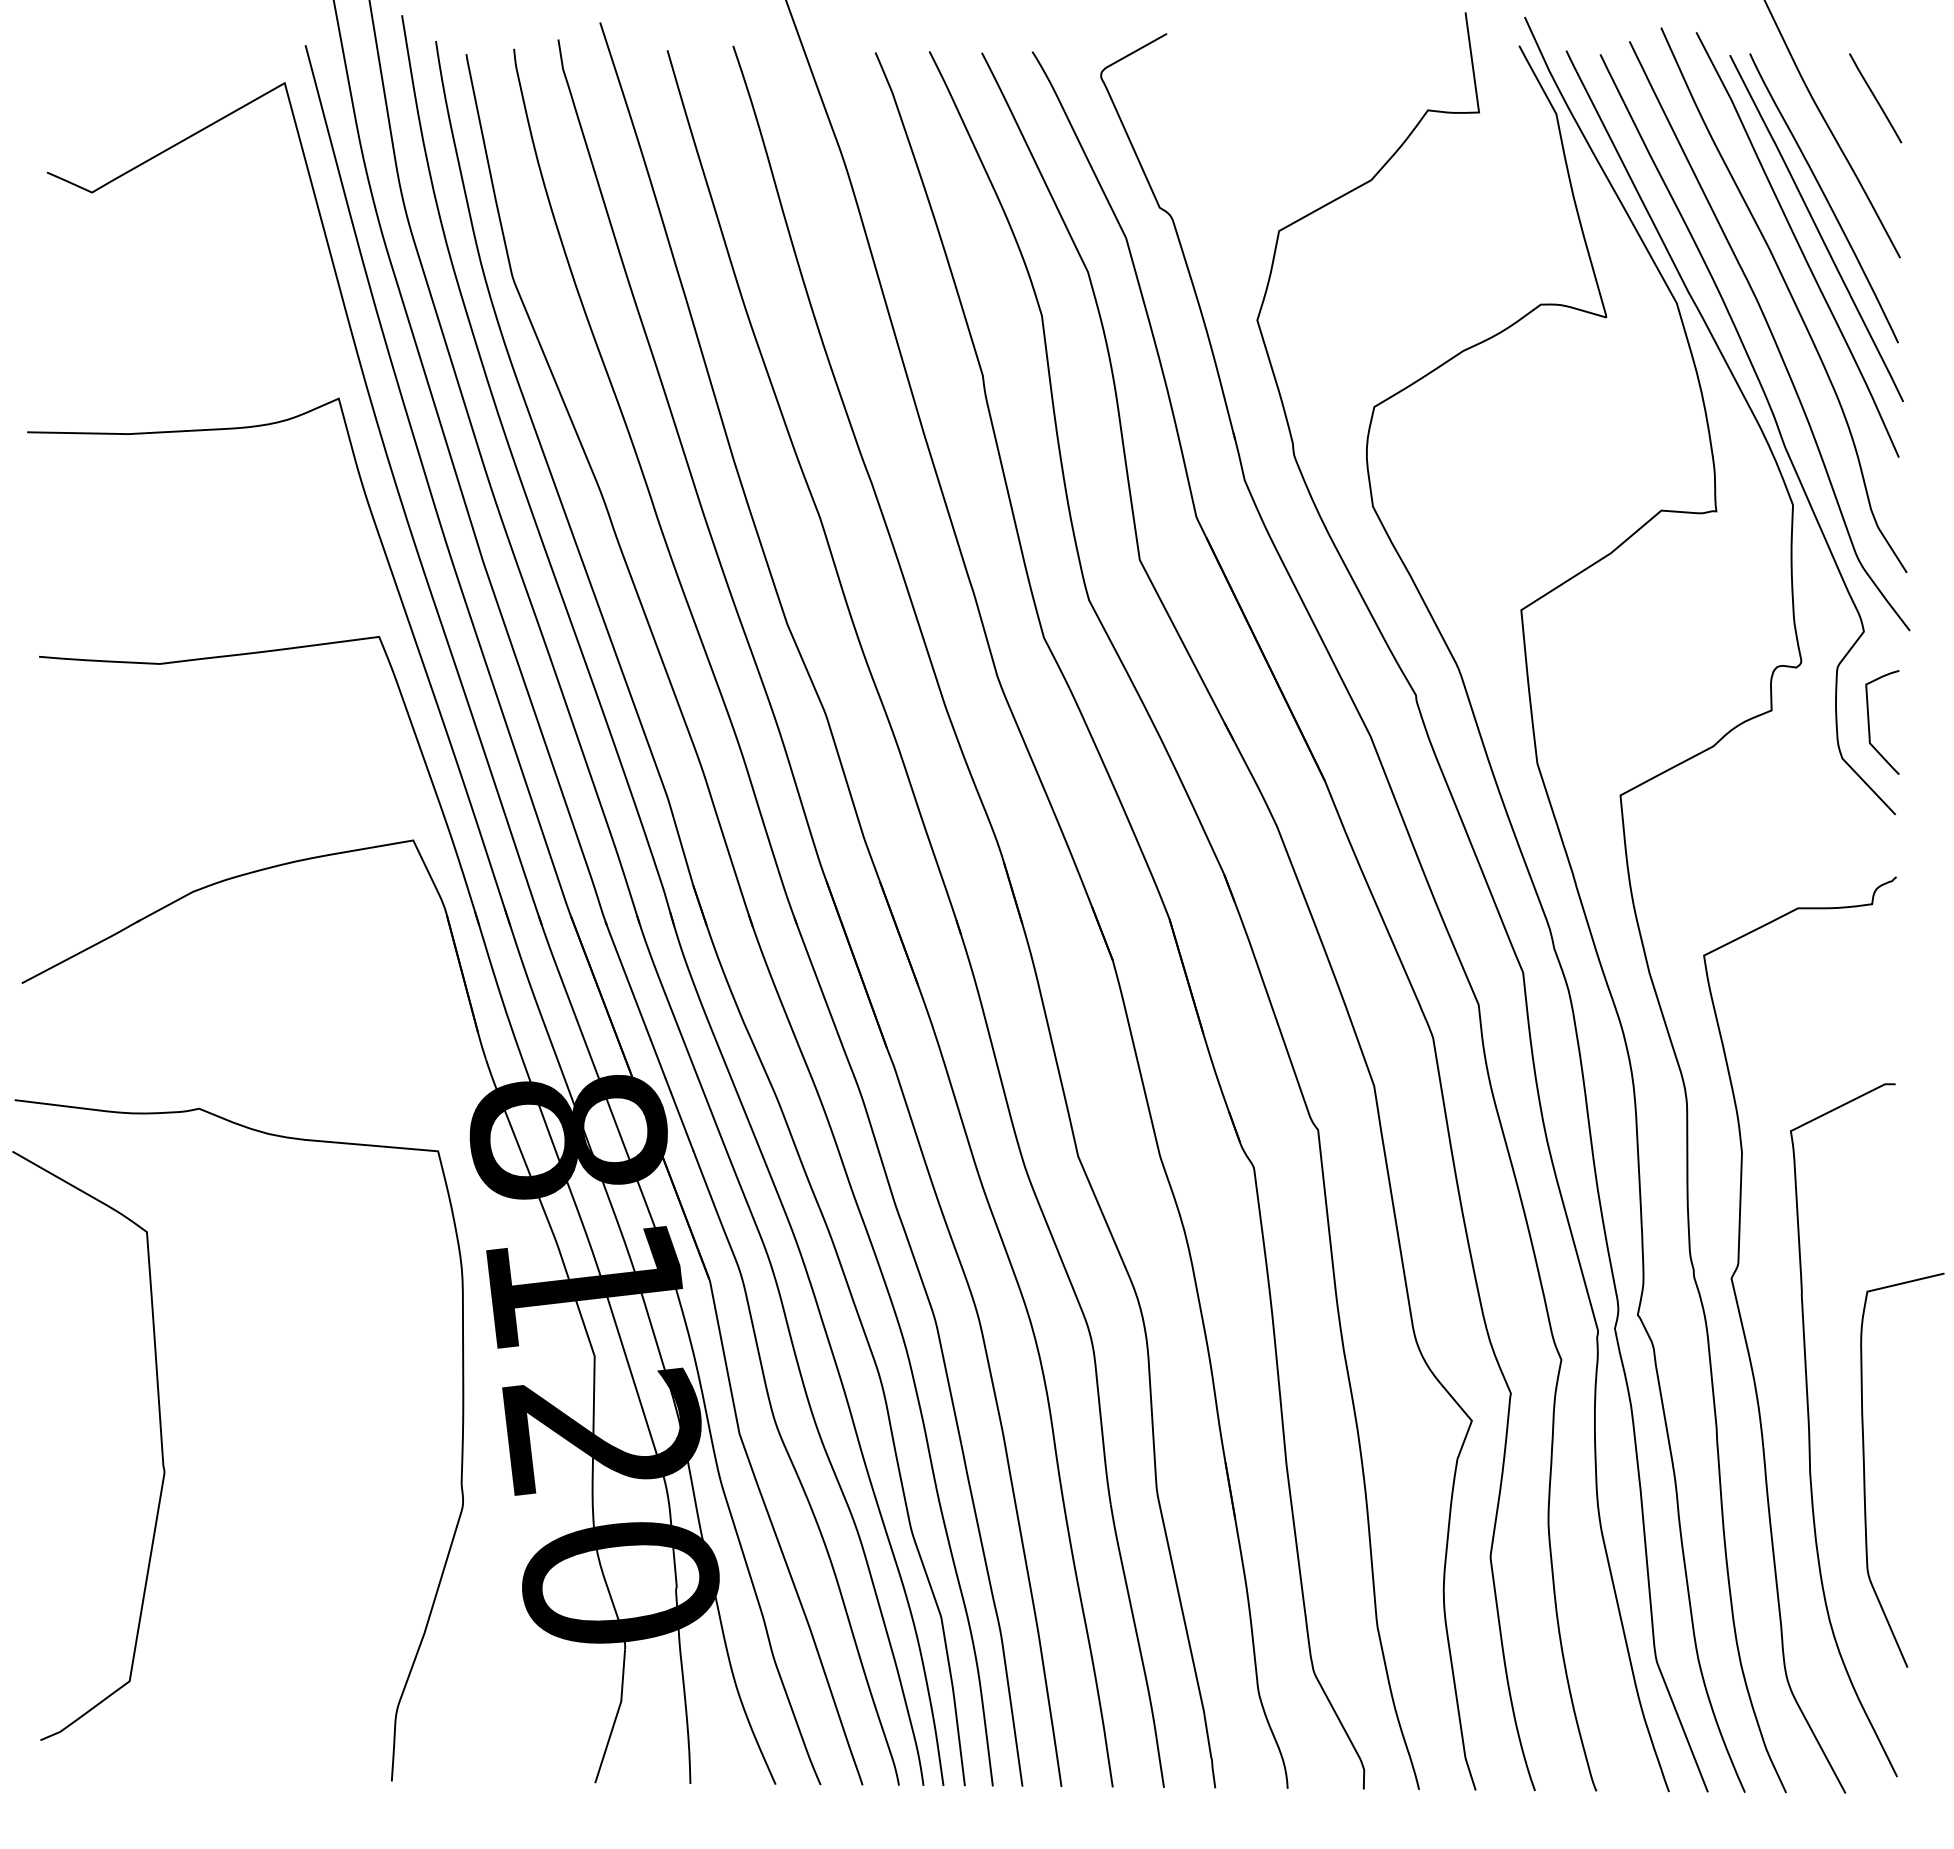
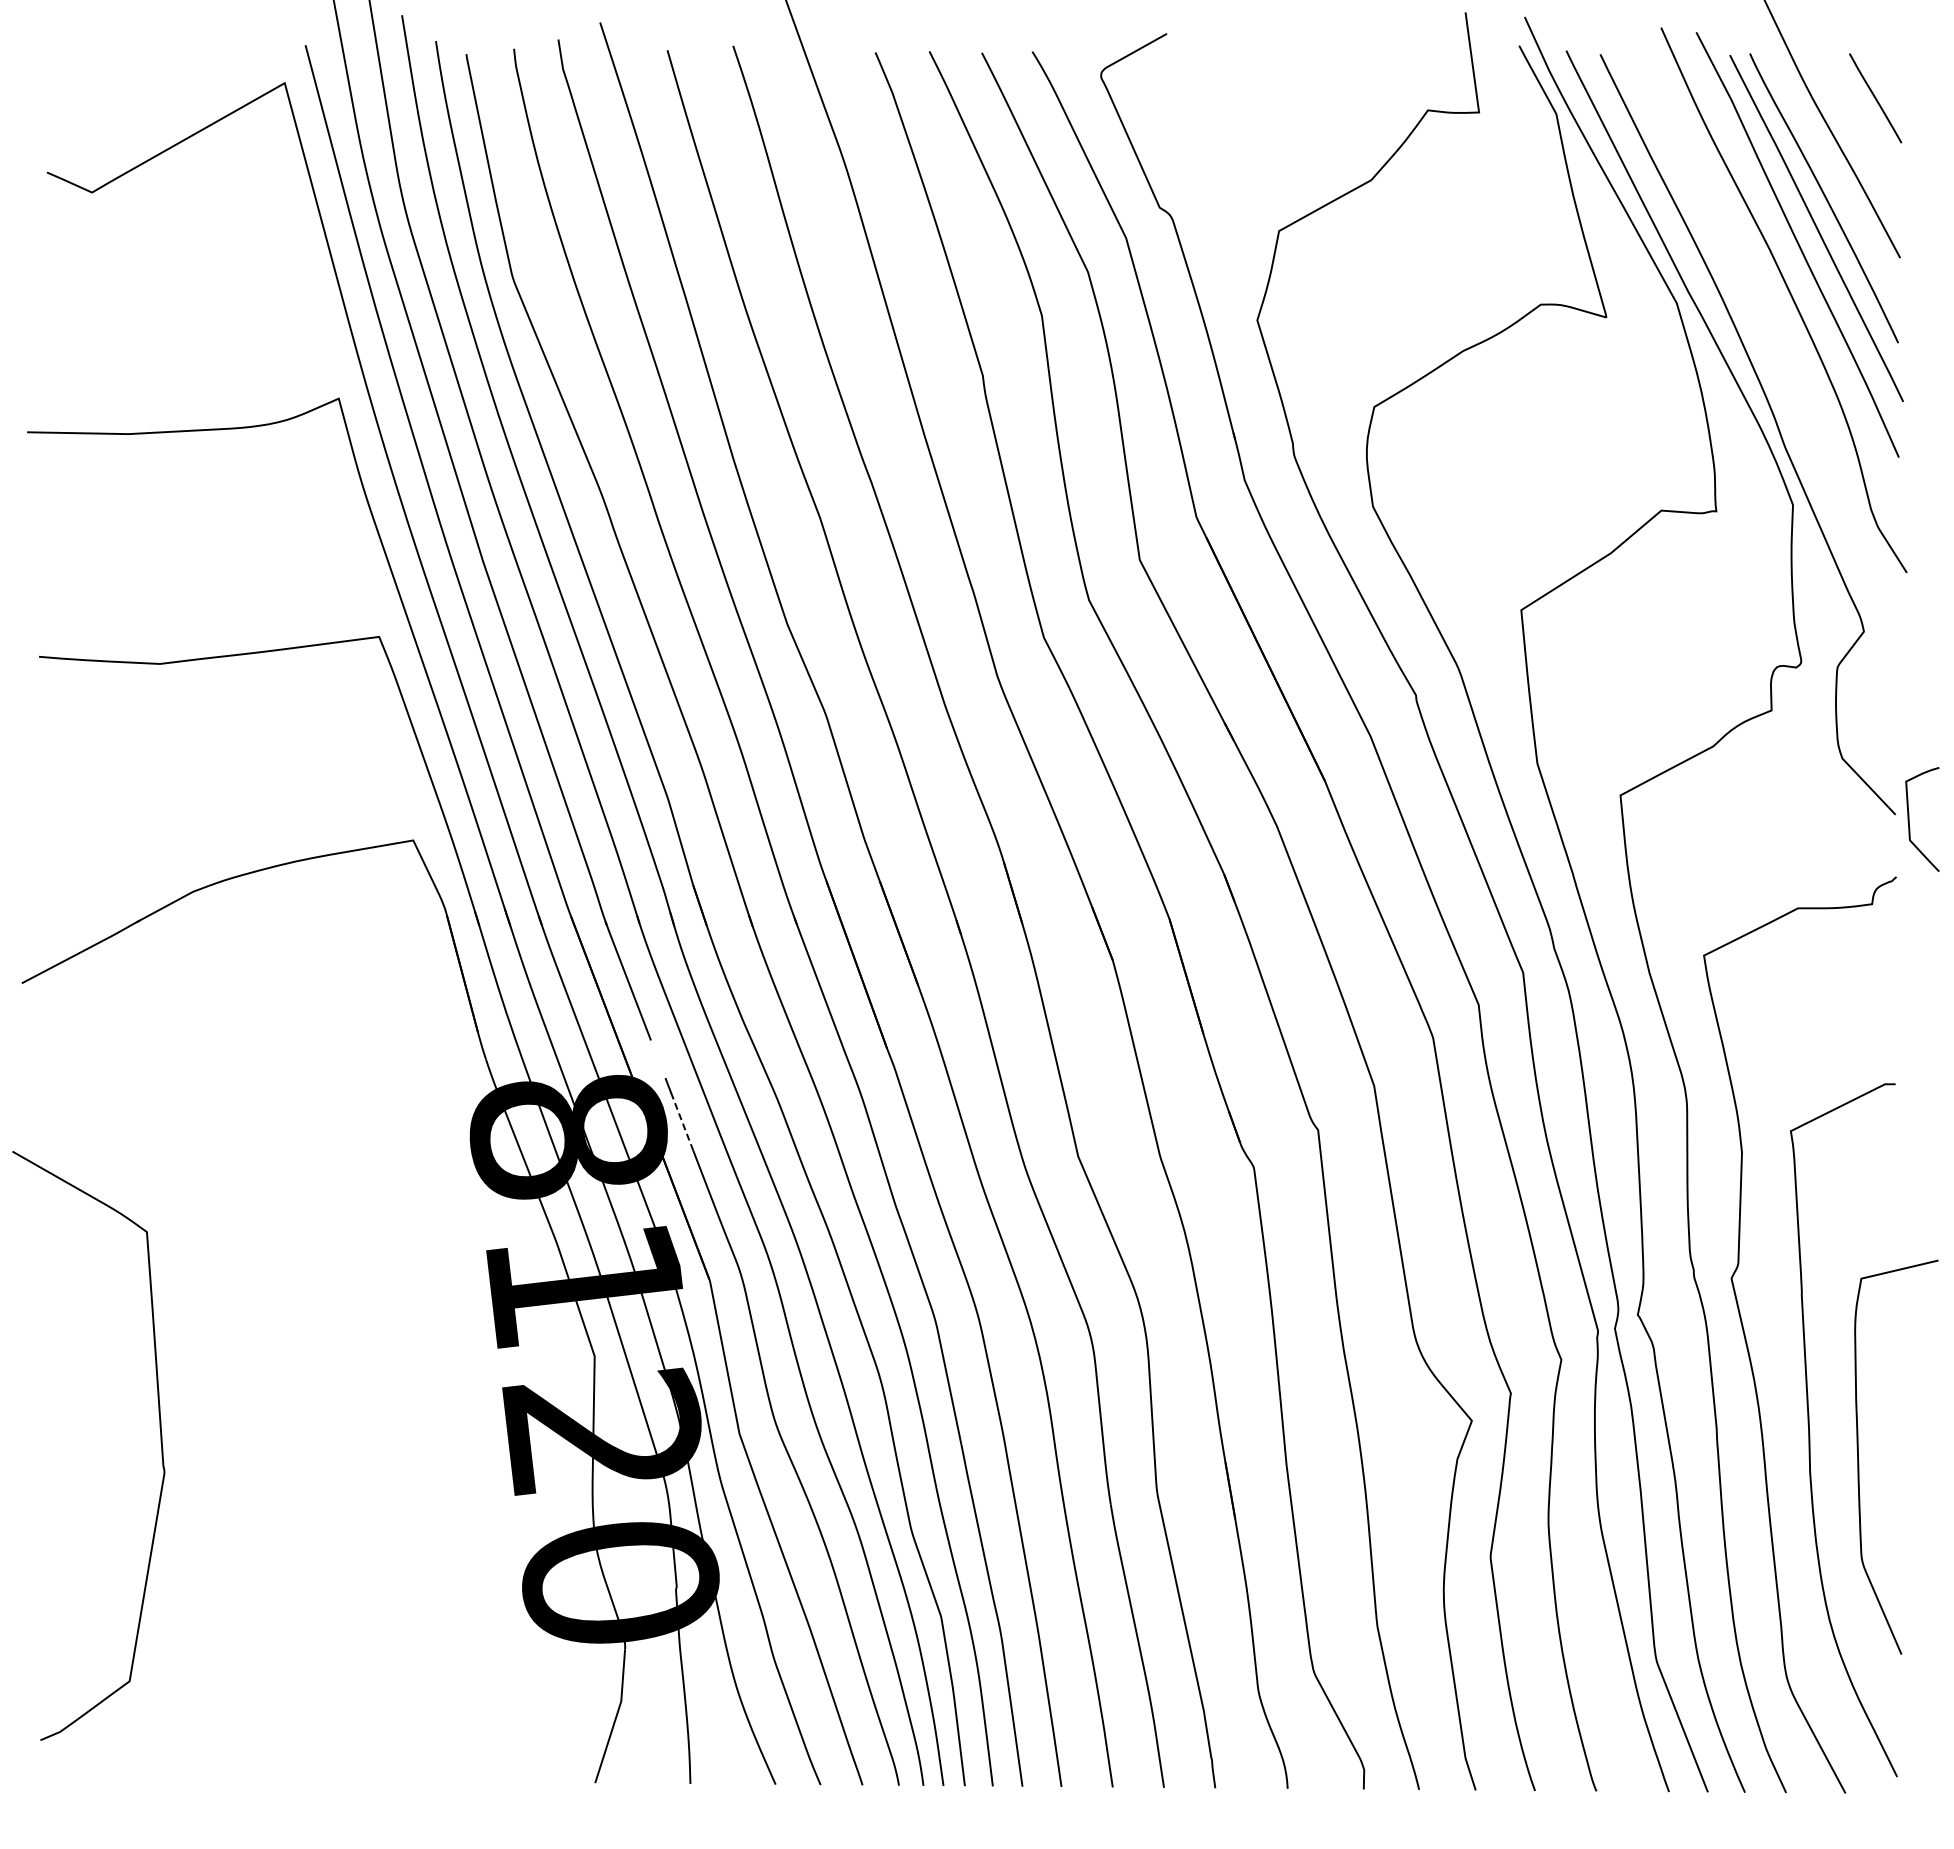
curve: present -> none (1771, 335)
curve position: (1869, 722) -> (1909, 819) (1909, 819)
line: present -> none (657, 1059)
line: solid -> dashed (681, 1121)
curve: present -> none (461, 1441)
curve position: (1865, 1473) -> (1859, 1460) (1859, 1460)
